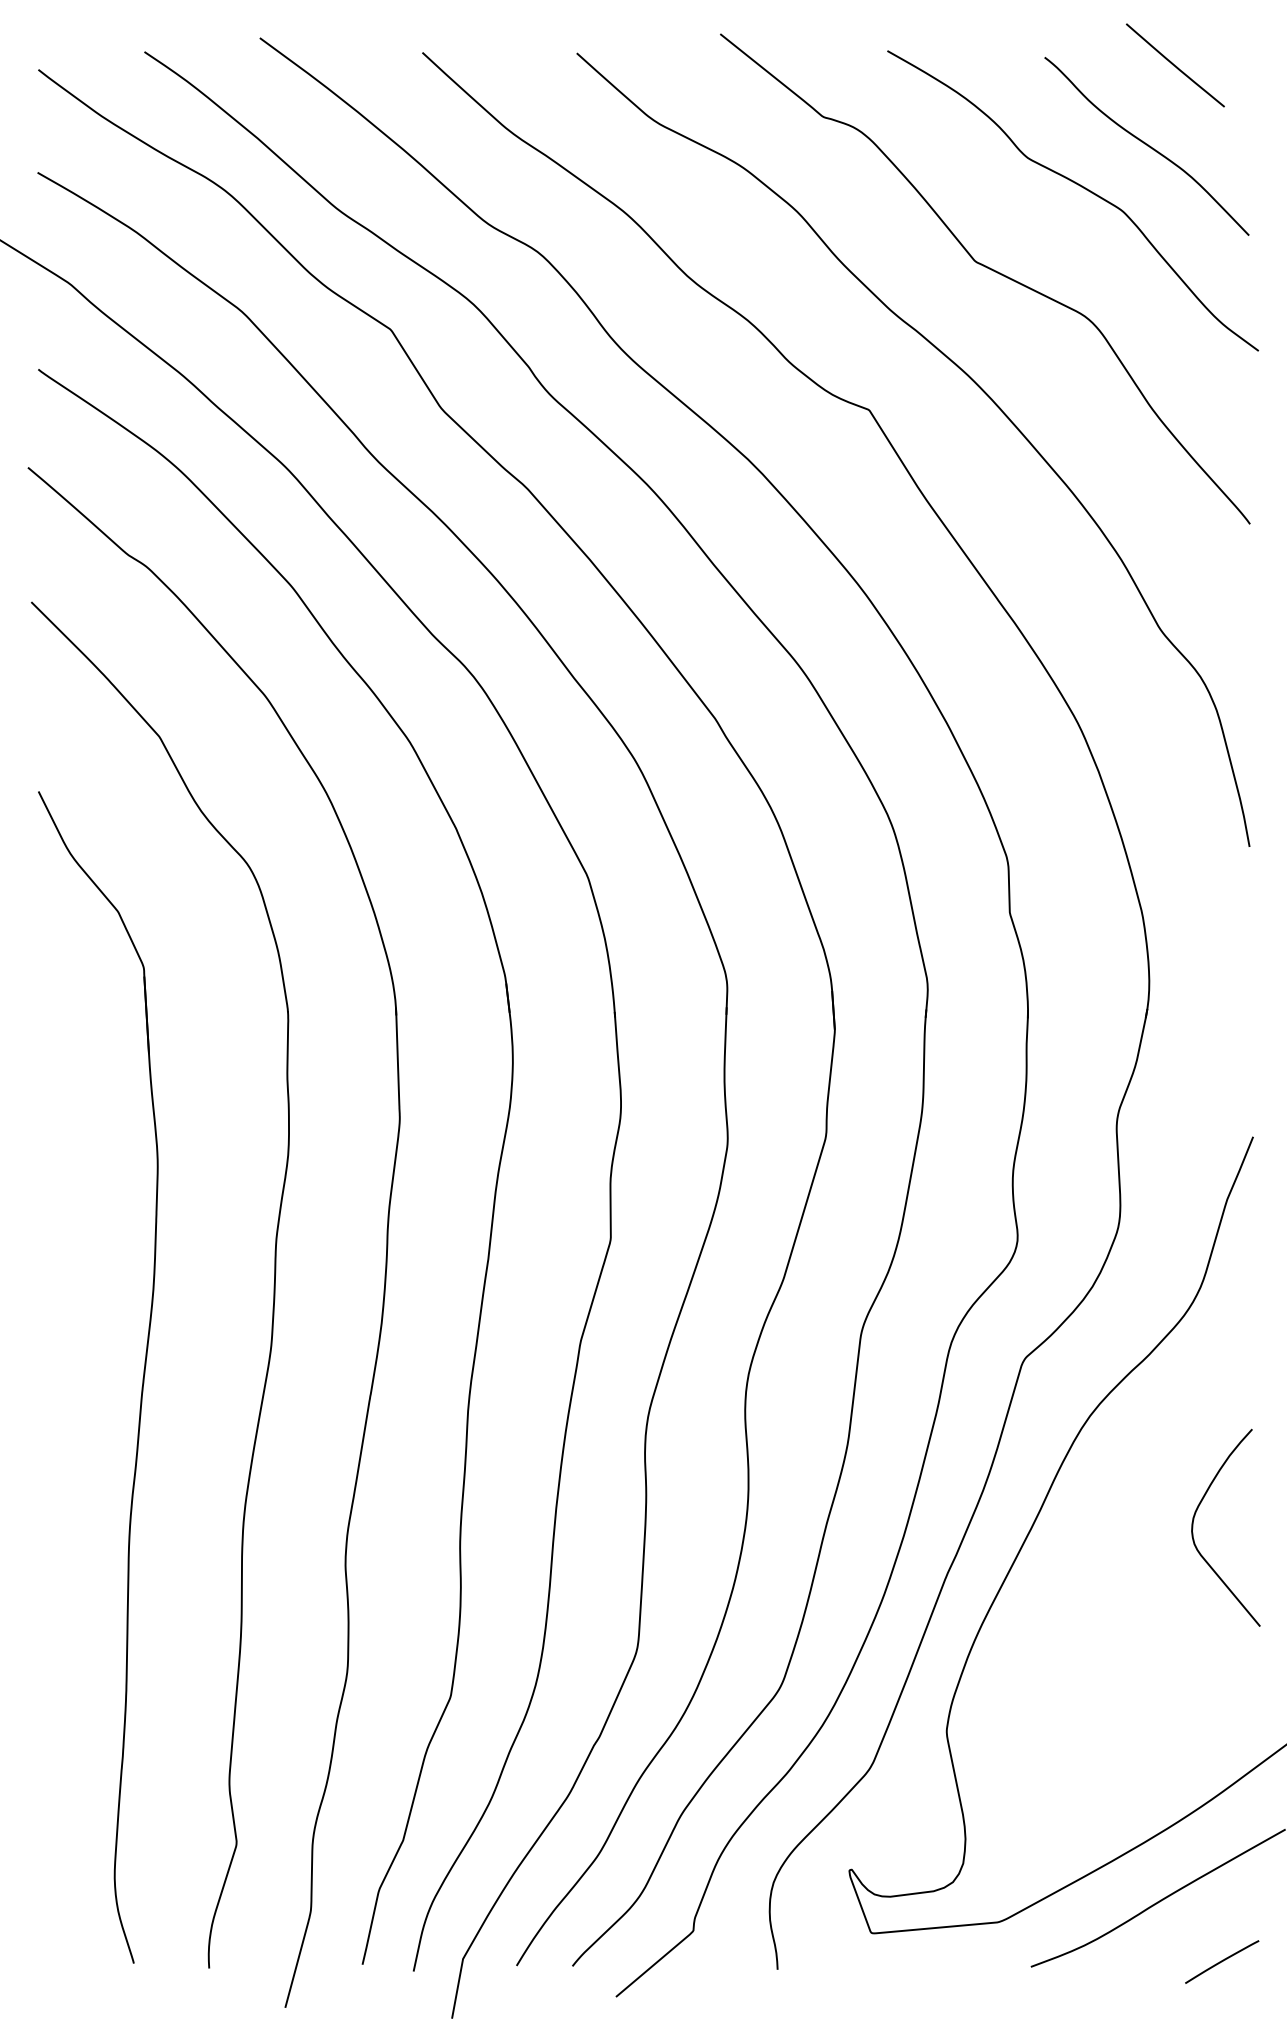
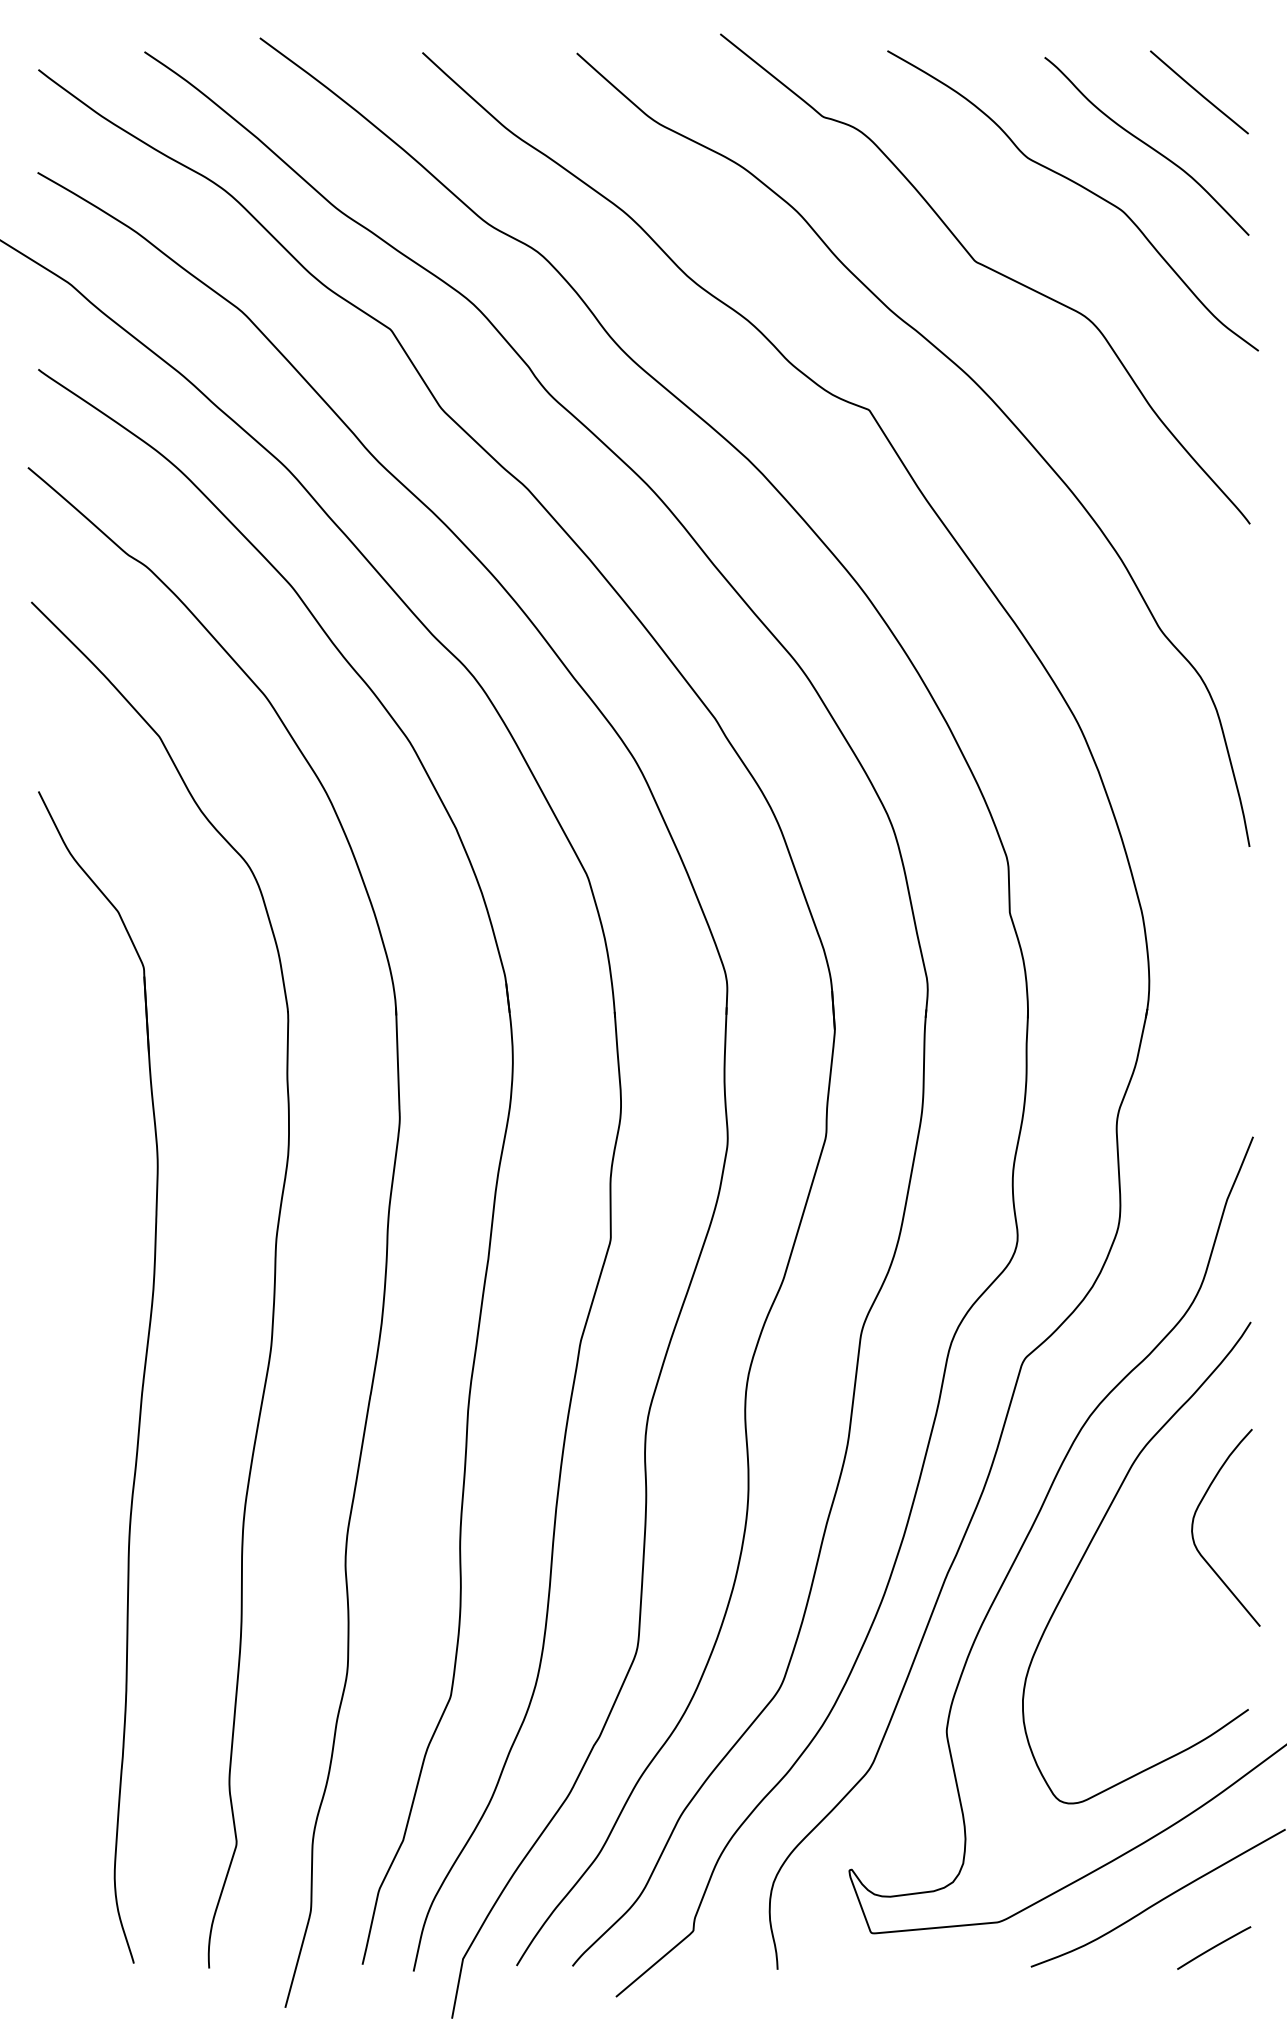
line position: (1175, 65) -> (1199, 92) (1199, 92)
curve: none -> present (1092, 1541)
line position: (1222, 1961) -> (1214, 1947) (1214, 1947)
